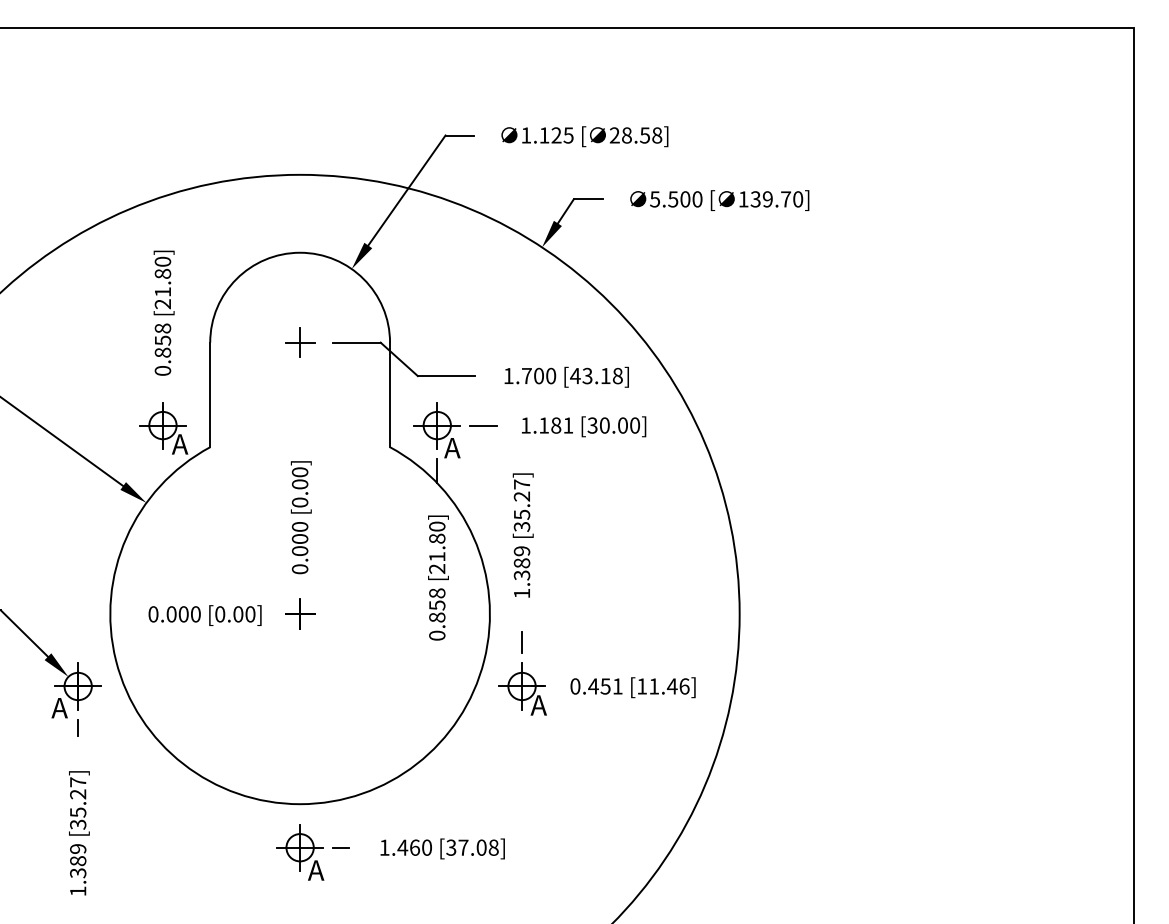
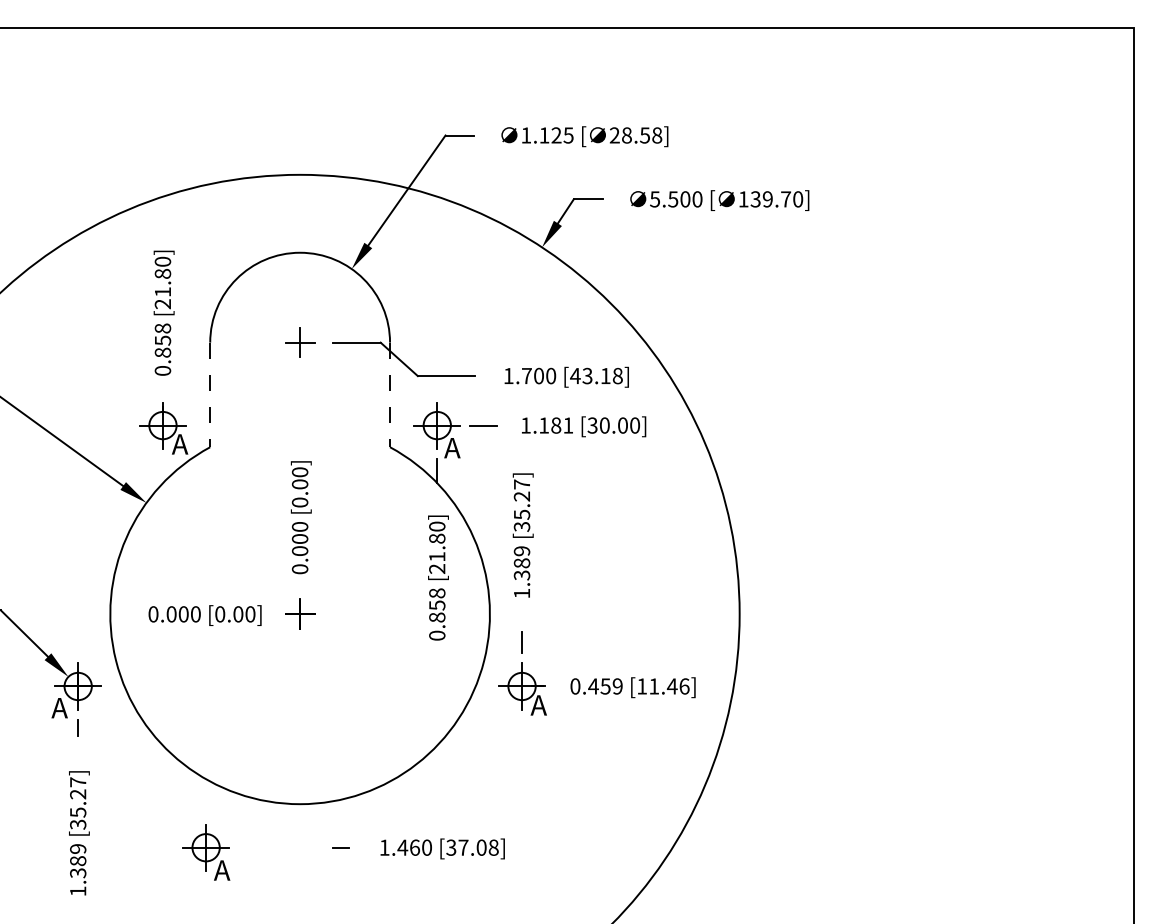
line: solid -> dashed (210, 395)
line: solid -> dashed (390, 395)
text: 0.451 -> 0.459 (617, 686)
part position: (300, 852) -> (206, 852) (206, 852)
